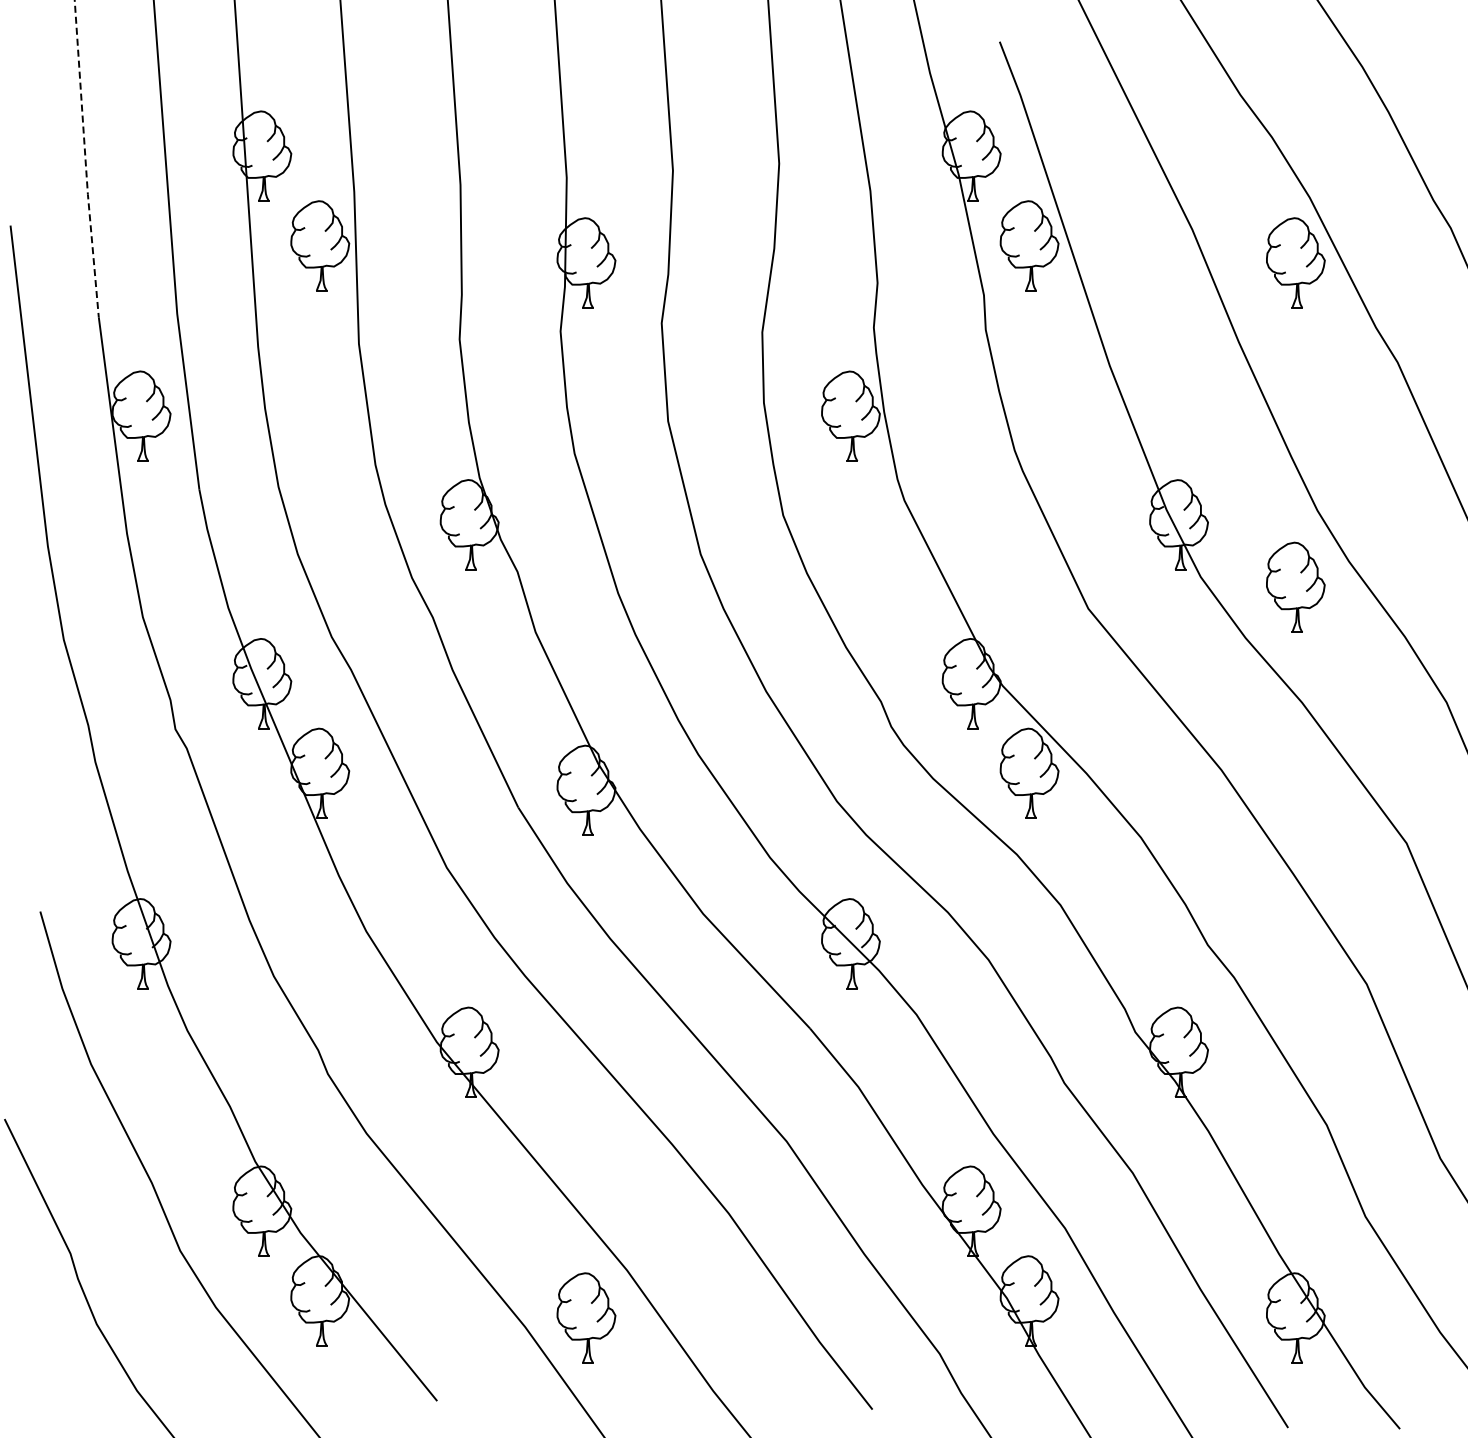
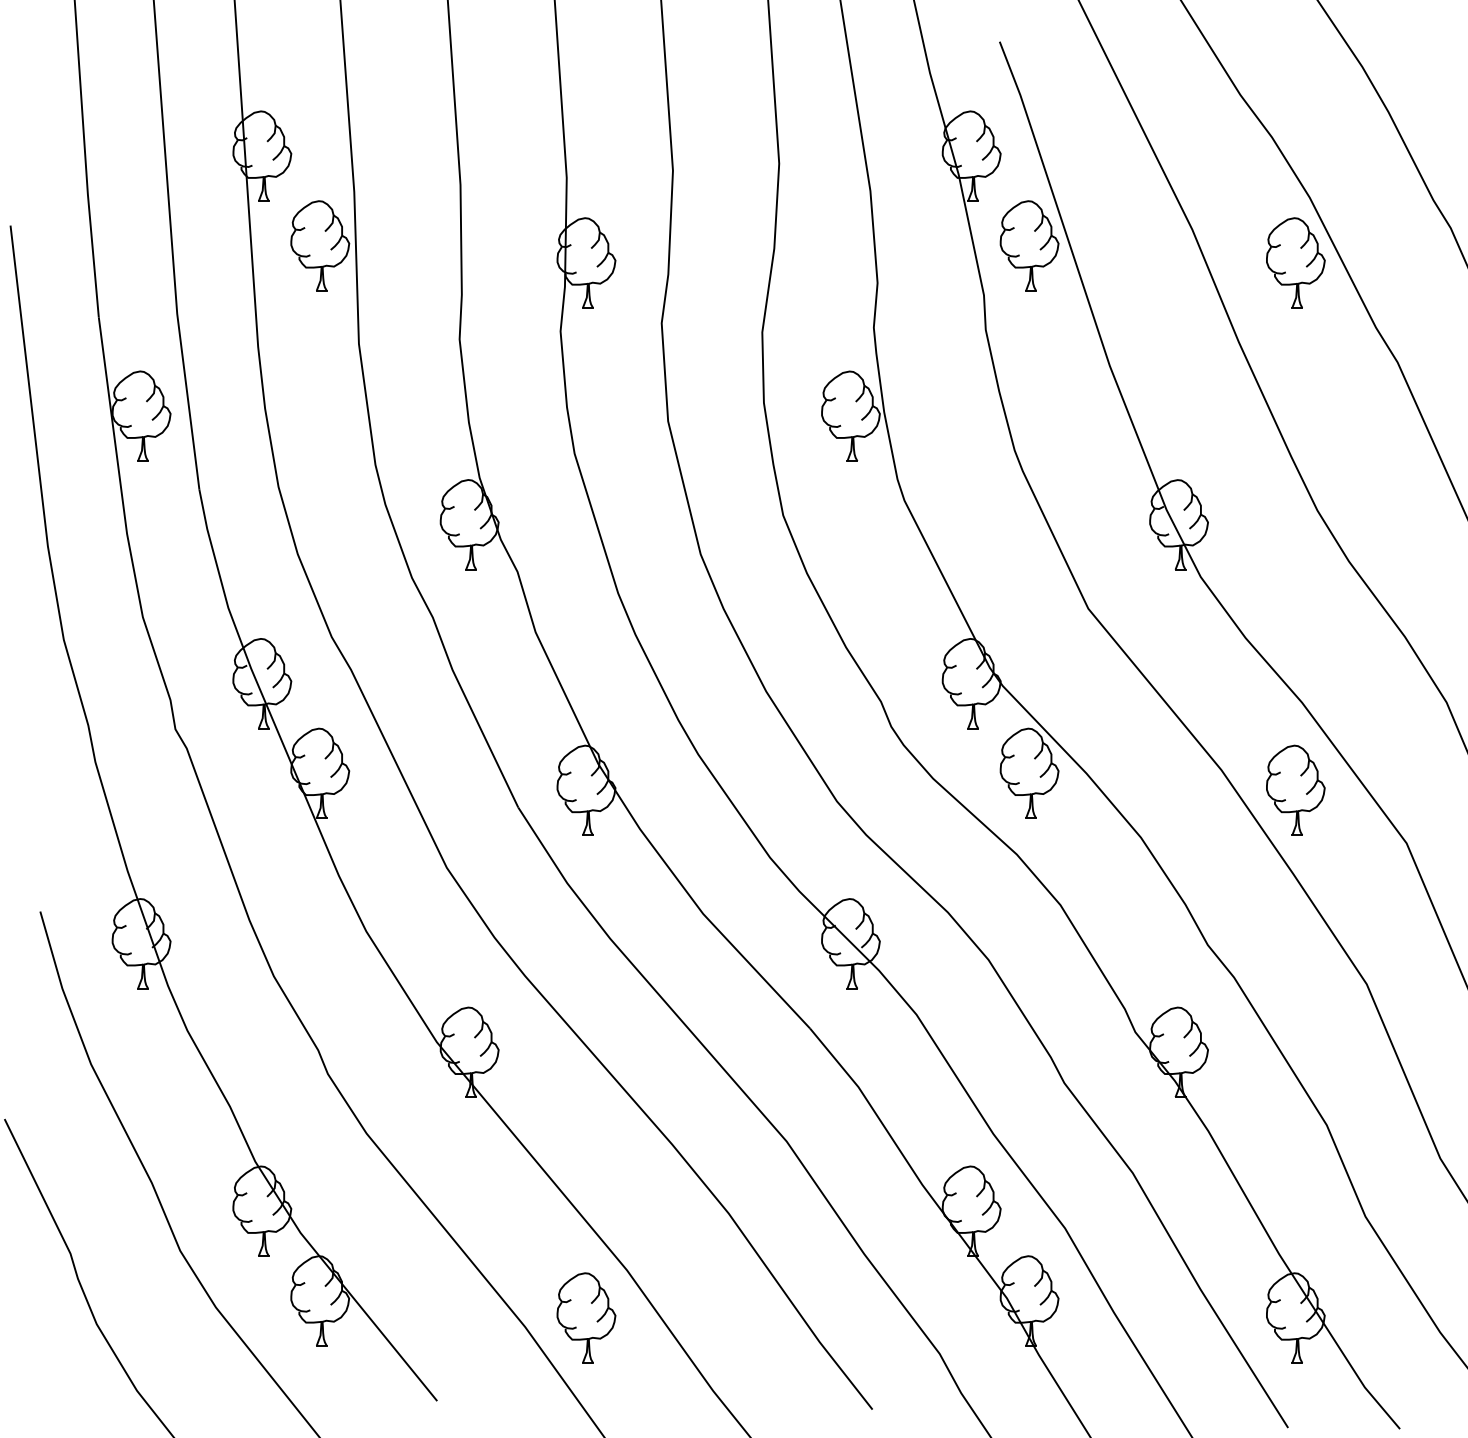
line: dashed -> solid (85, 159)
part position: (1295, 586) -> (1295, 789) (1295, 789)
